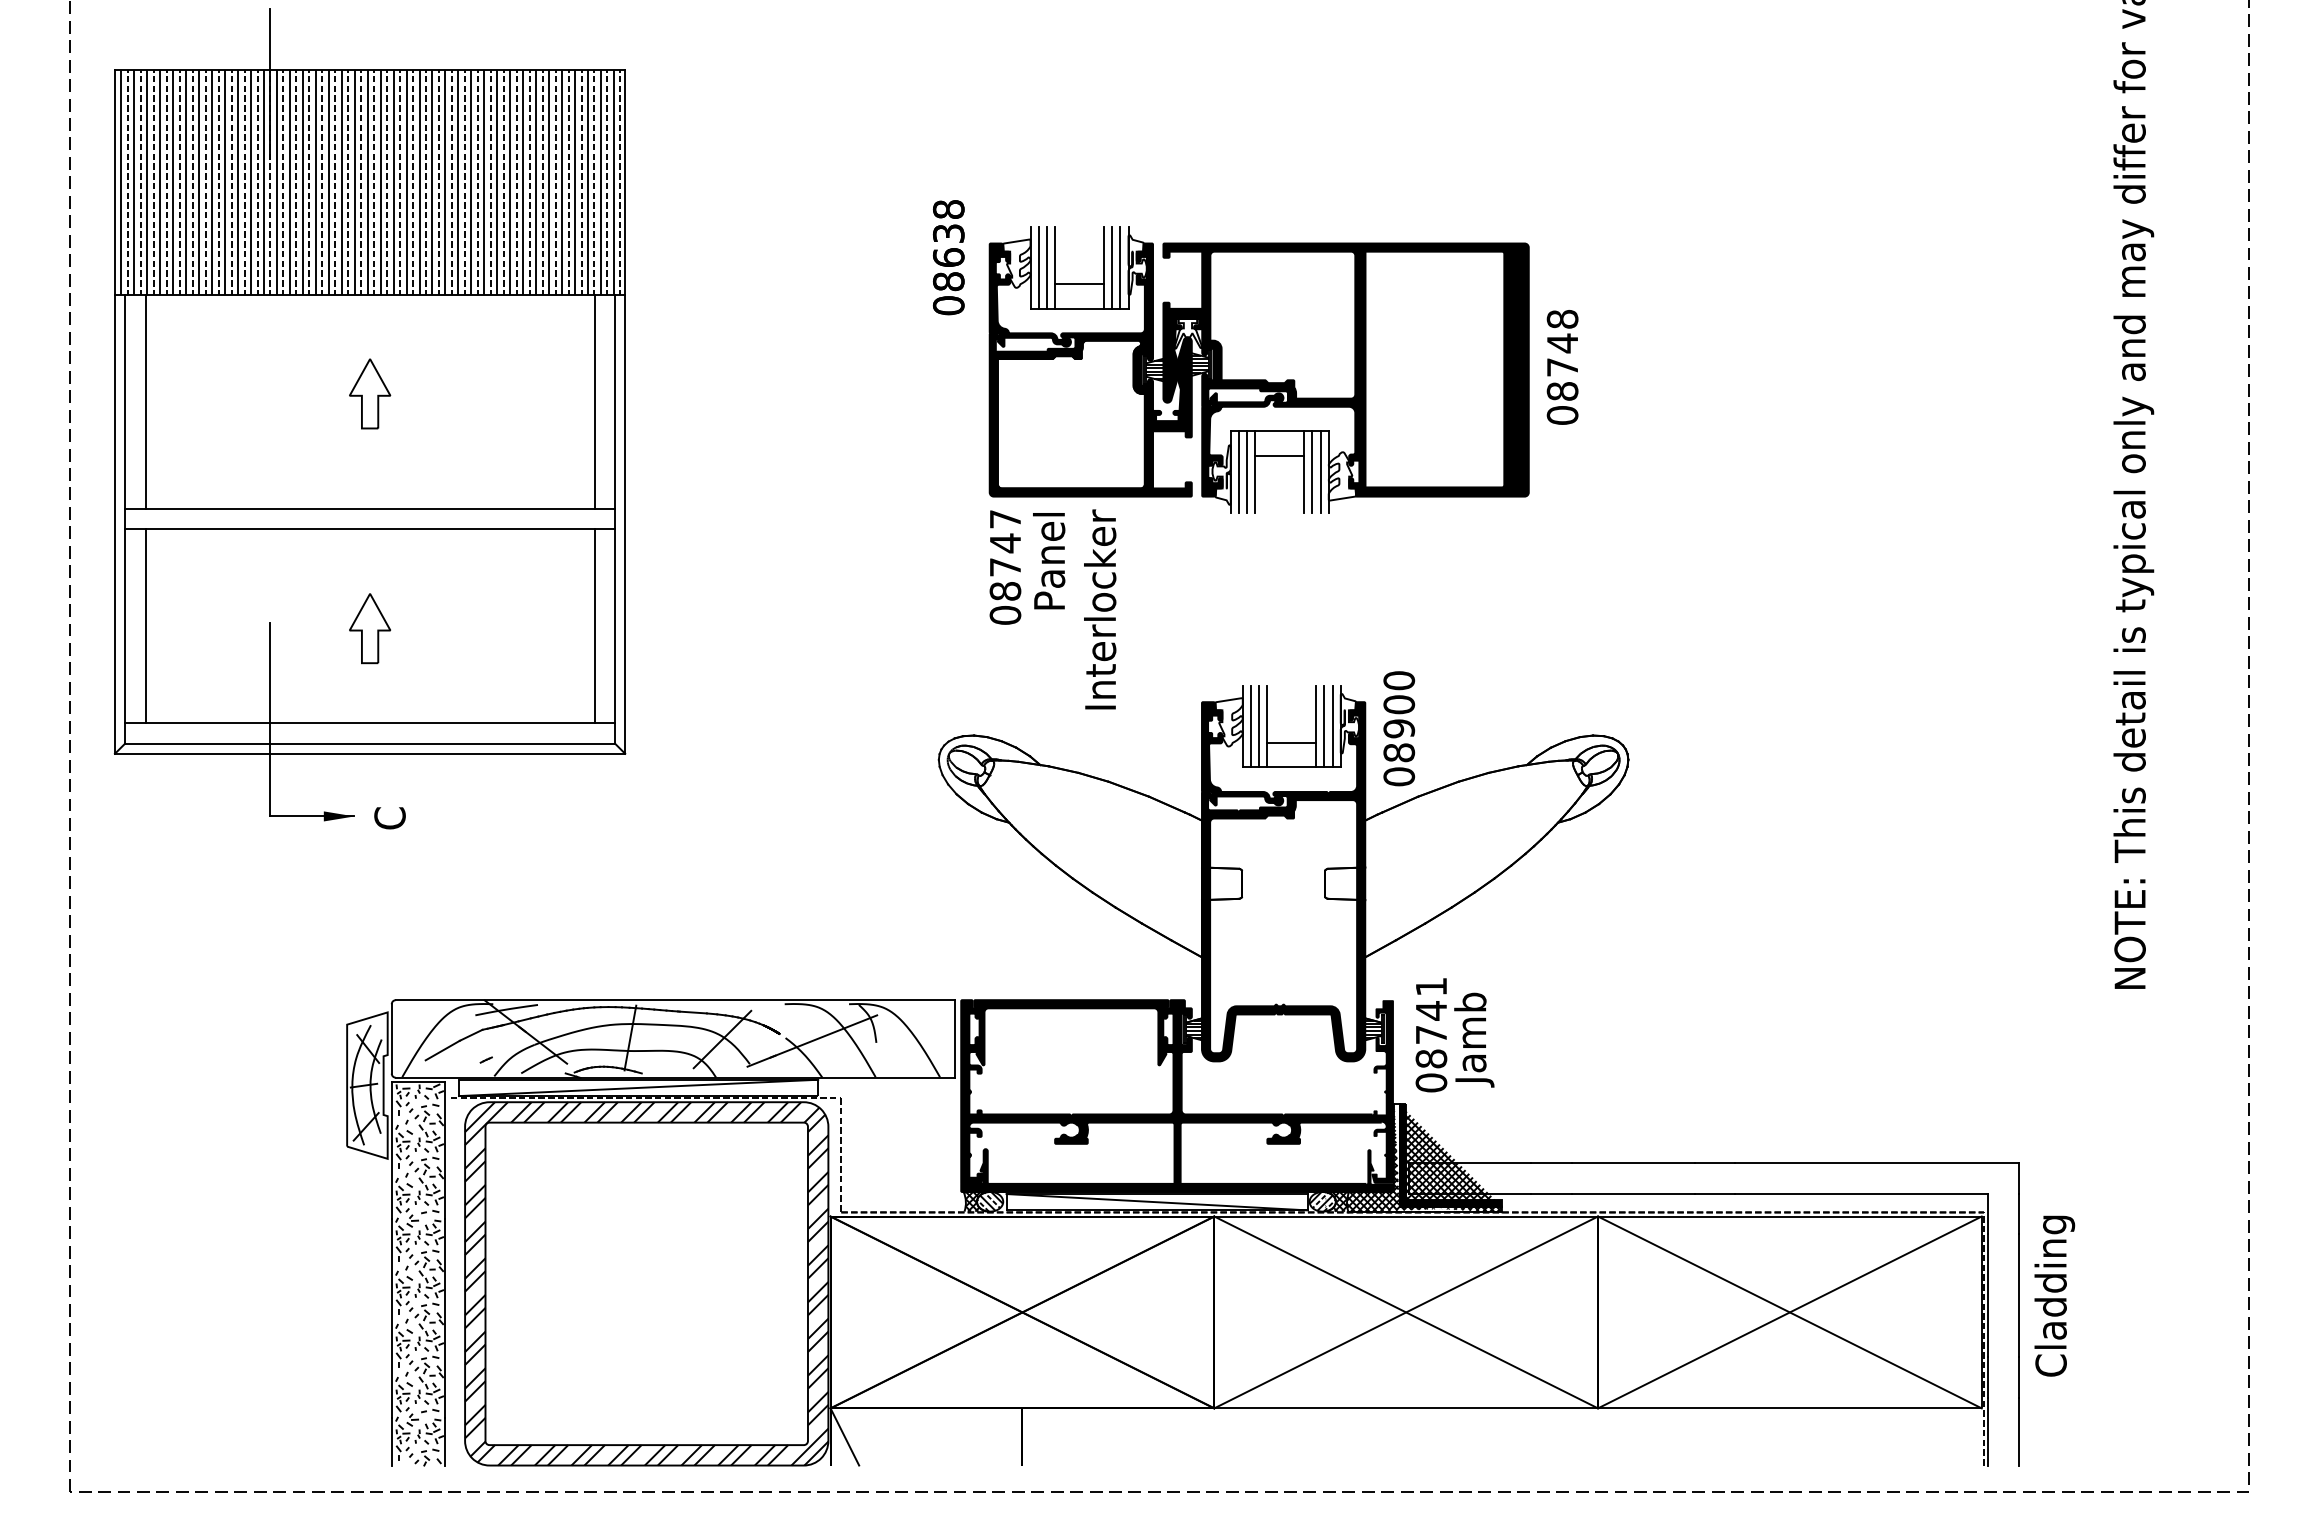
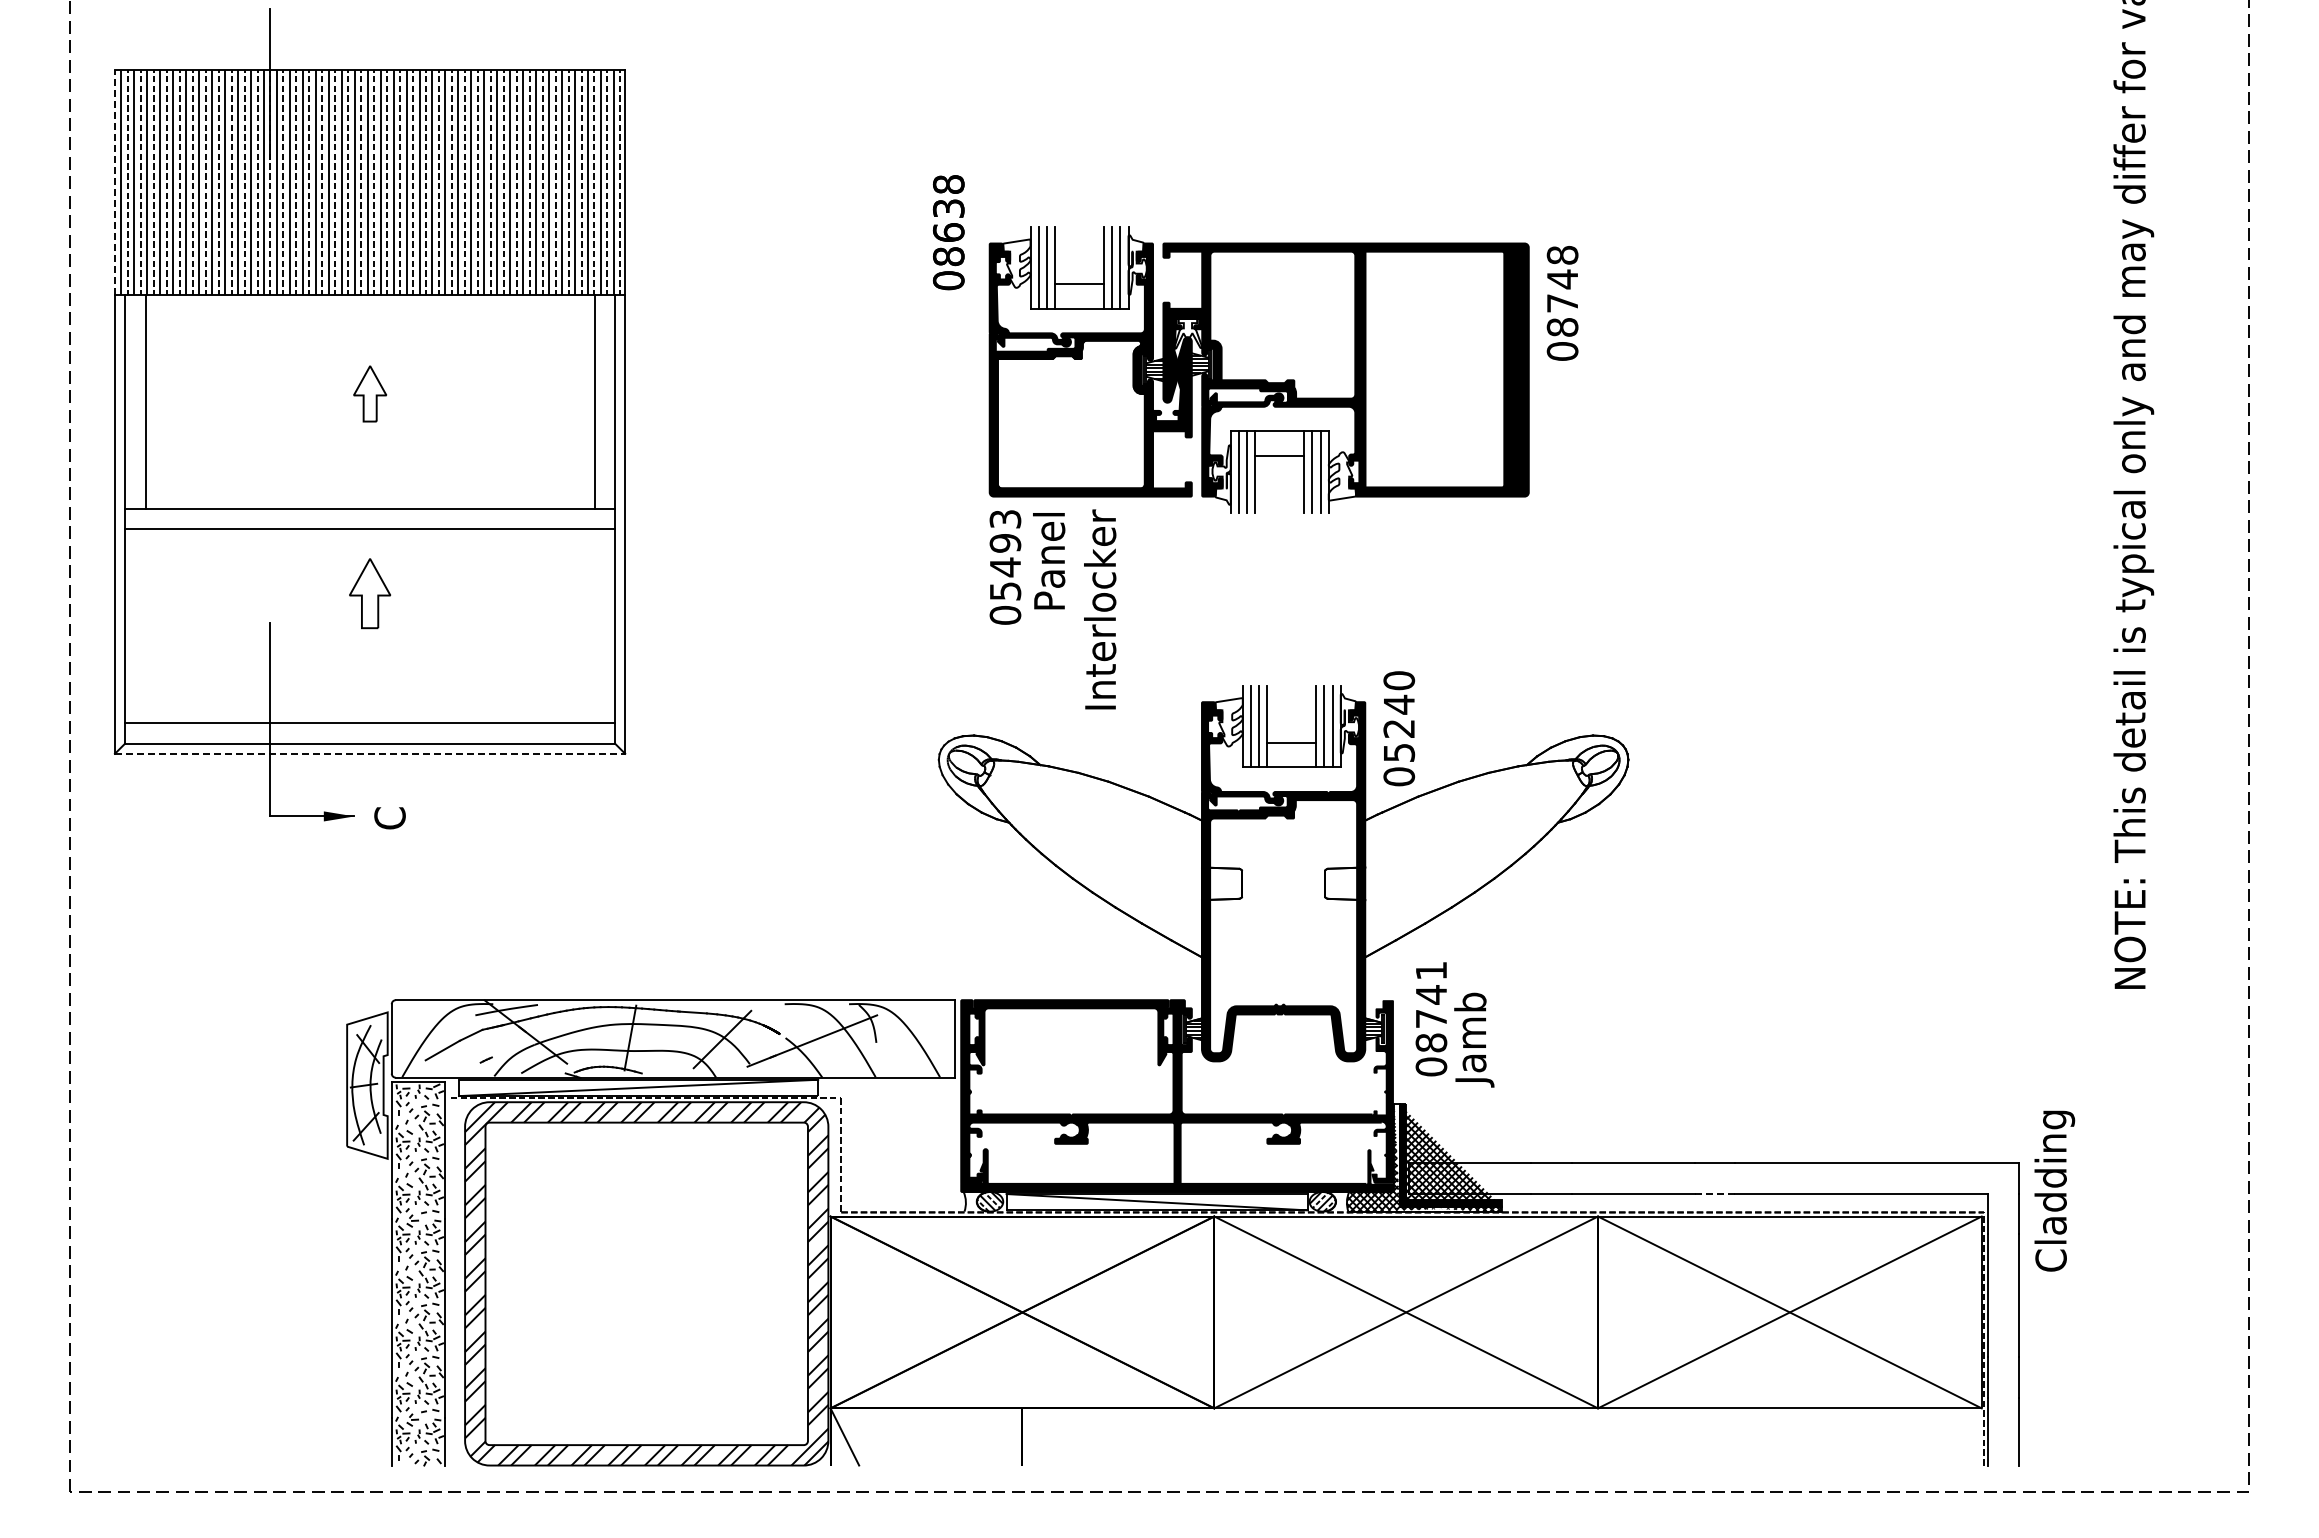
line: solid -> dashed (114, 181)
text position: (948, 257) -> (948, 232) (948, 232)
text position: (1562, 367) -> (1562, 303) (1562, 303)
part size: 43x72 px -> 34x58 px (369, 393)
text: 08747 -> 05493 (1005, 555)
line: present -> none (145, 626)
line: present -> none (594, 626)
part position: (370, 628) -> (370, 593) (370, 593)
text: 08900 -> 05240 (1399, 728)
line: solid -> dashed (370, 753)
text position: (1431, 1035) -> (1431, 1019) (1431, 1019)
line: solid -> dashed (1715, 1193)
hatch: present -> none (974, 1201)
hatch: present -> none (1336, 1201)
text position: (2054, 1295) -> (2054, 1190) (2054, 1190)
